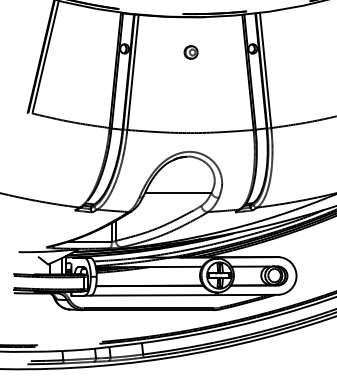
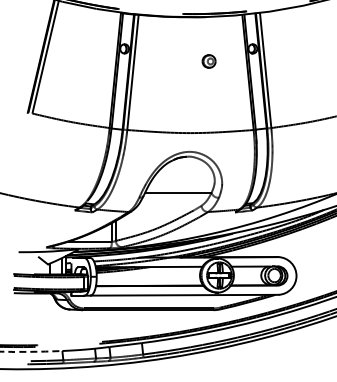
part position: (190, 52) -> (208, 61) (208, 61)
arc: solid -> dashed (30, 351)
